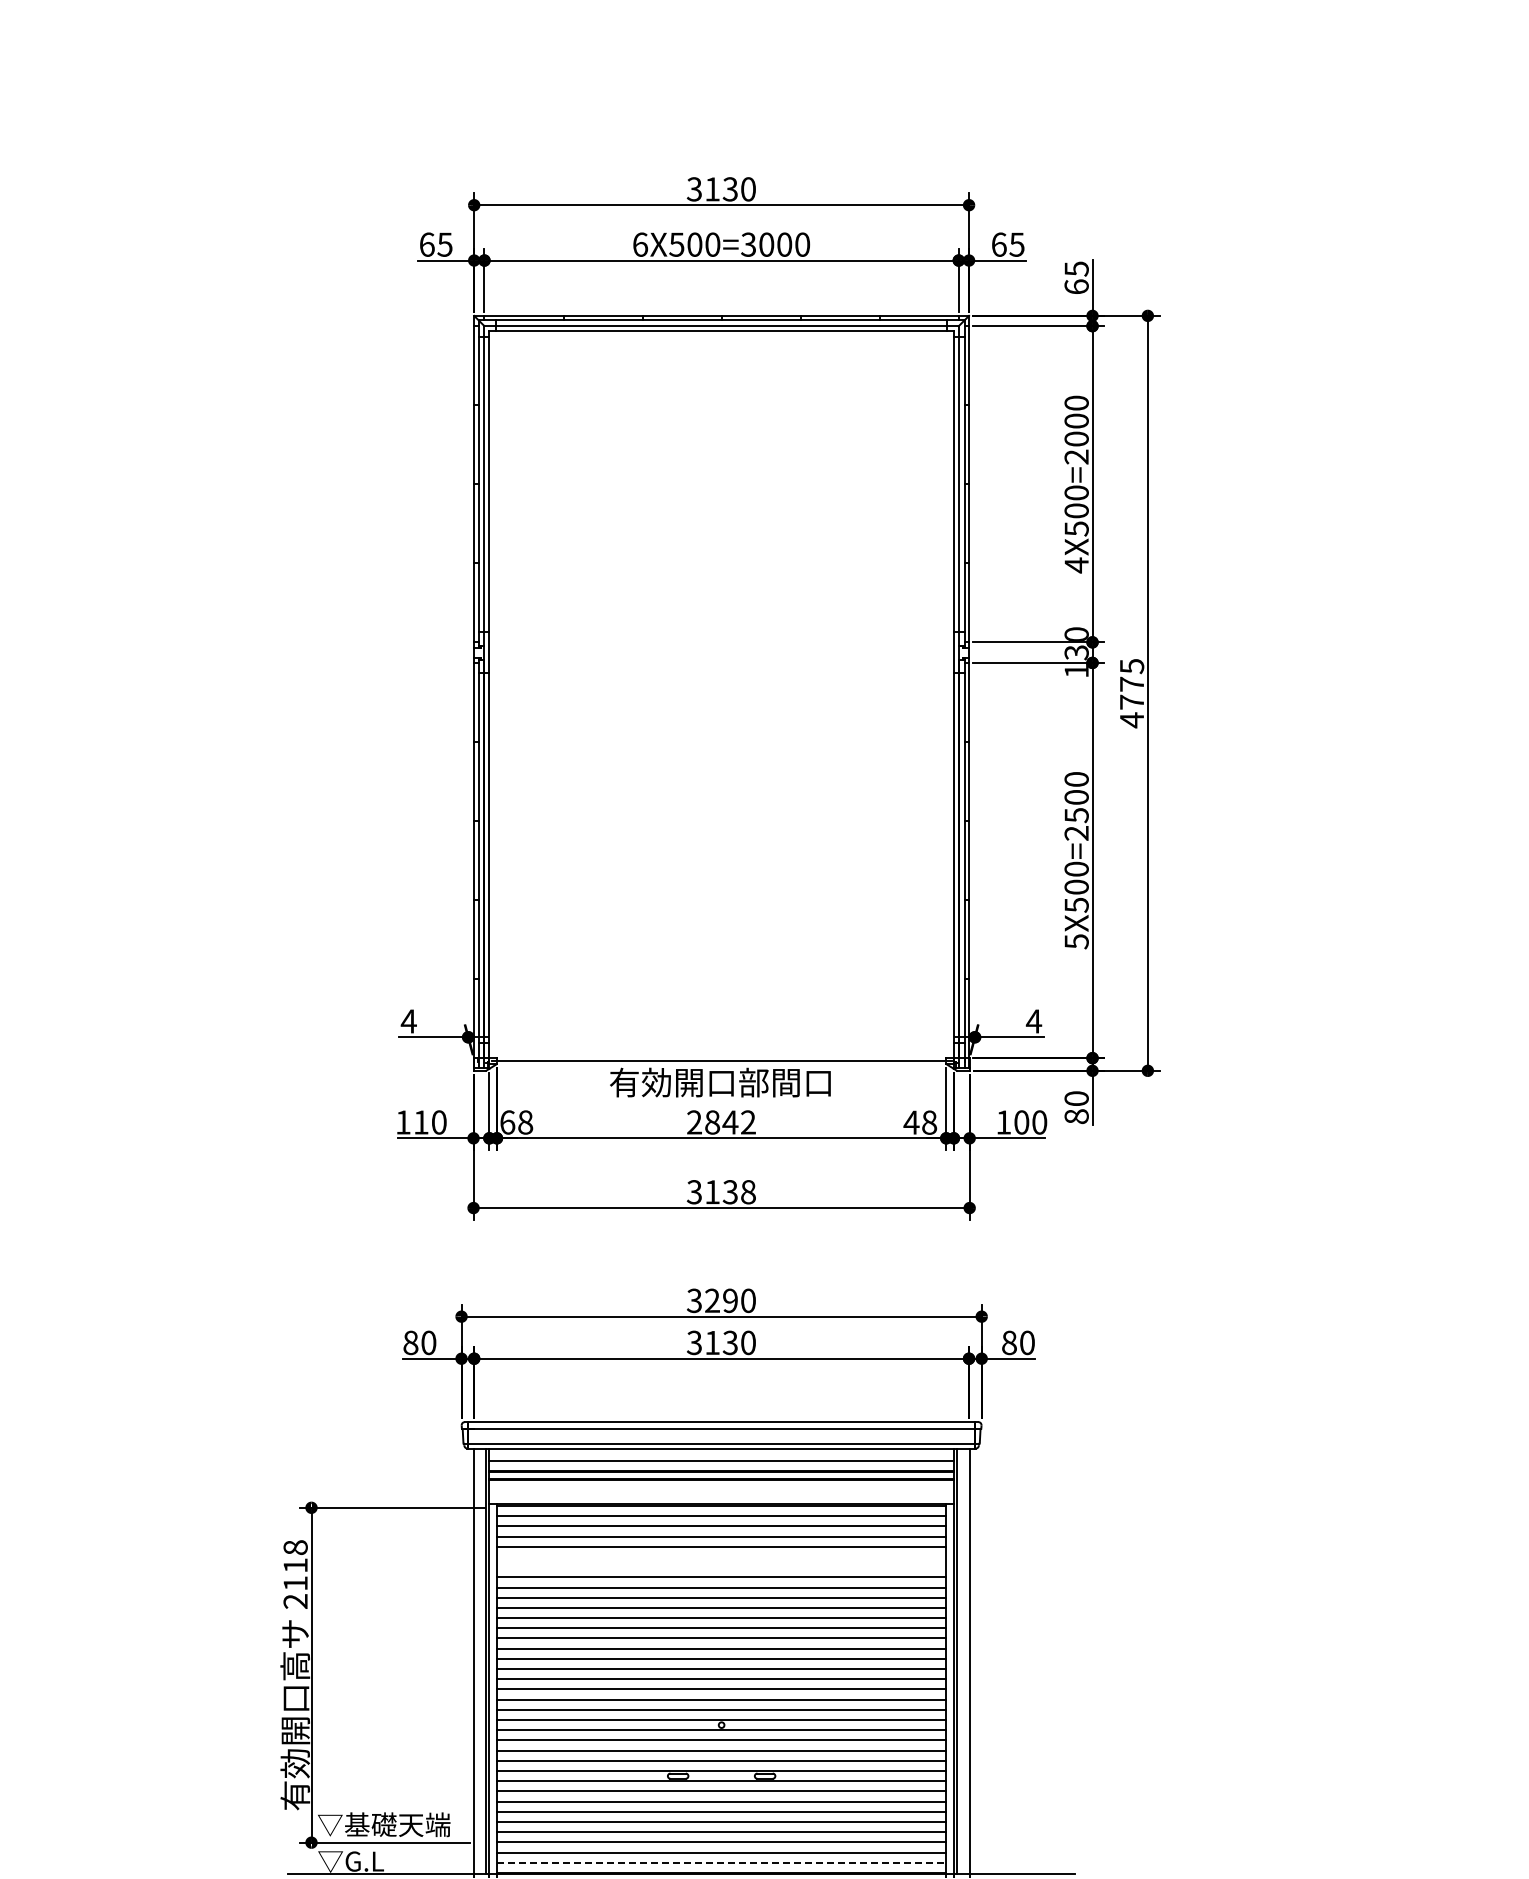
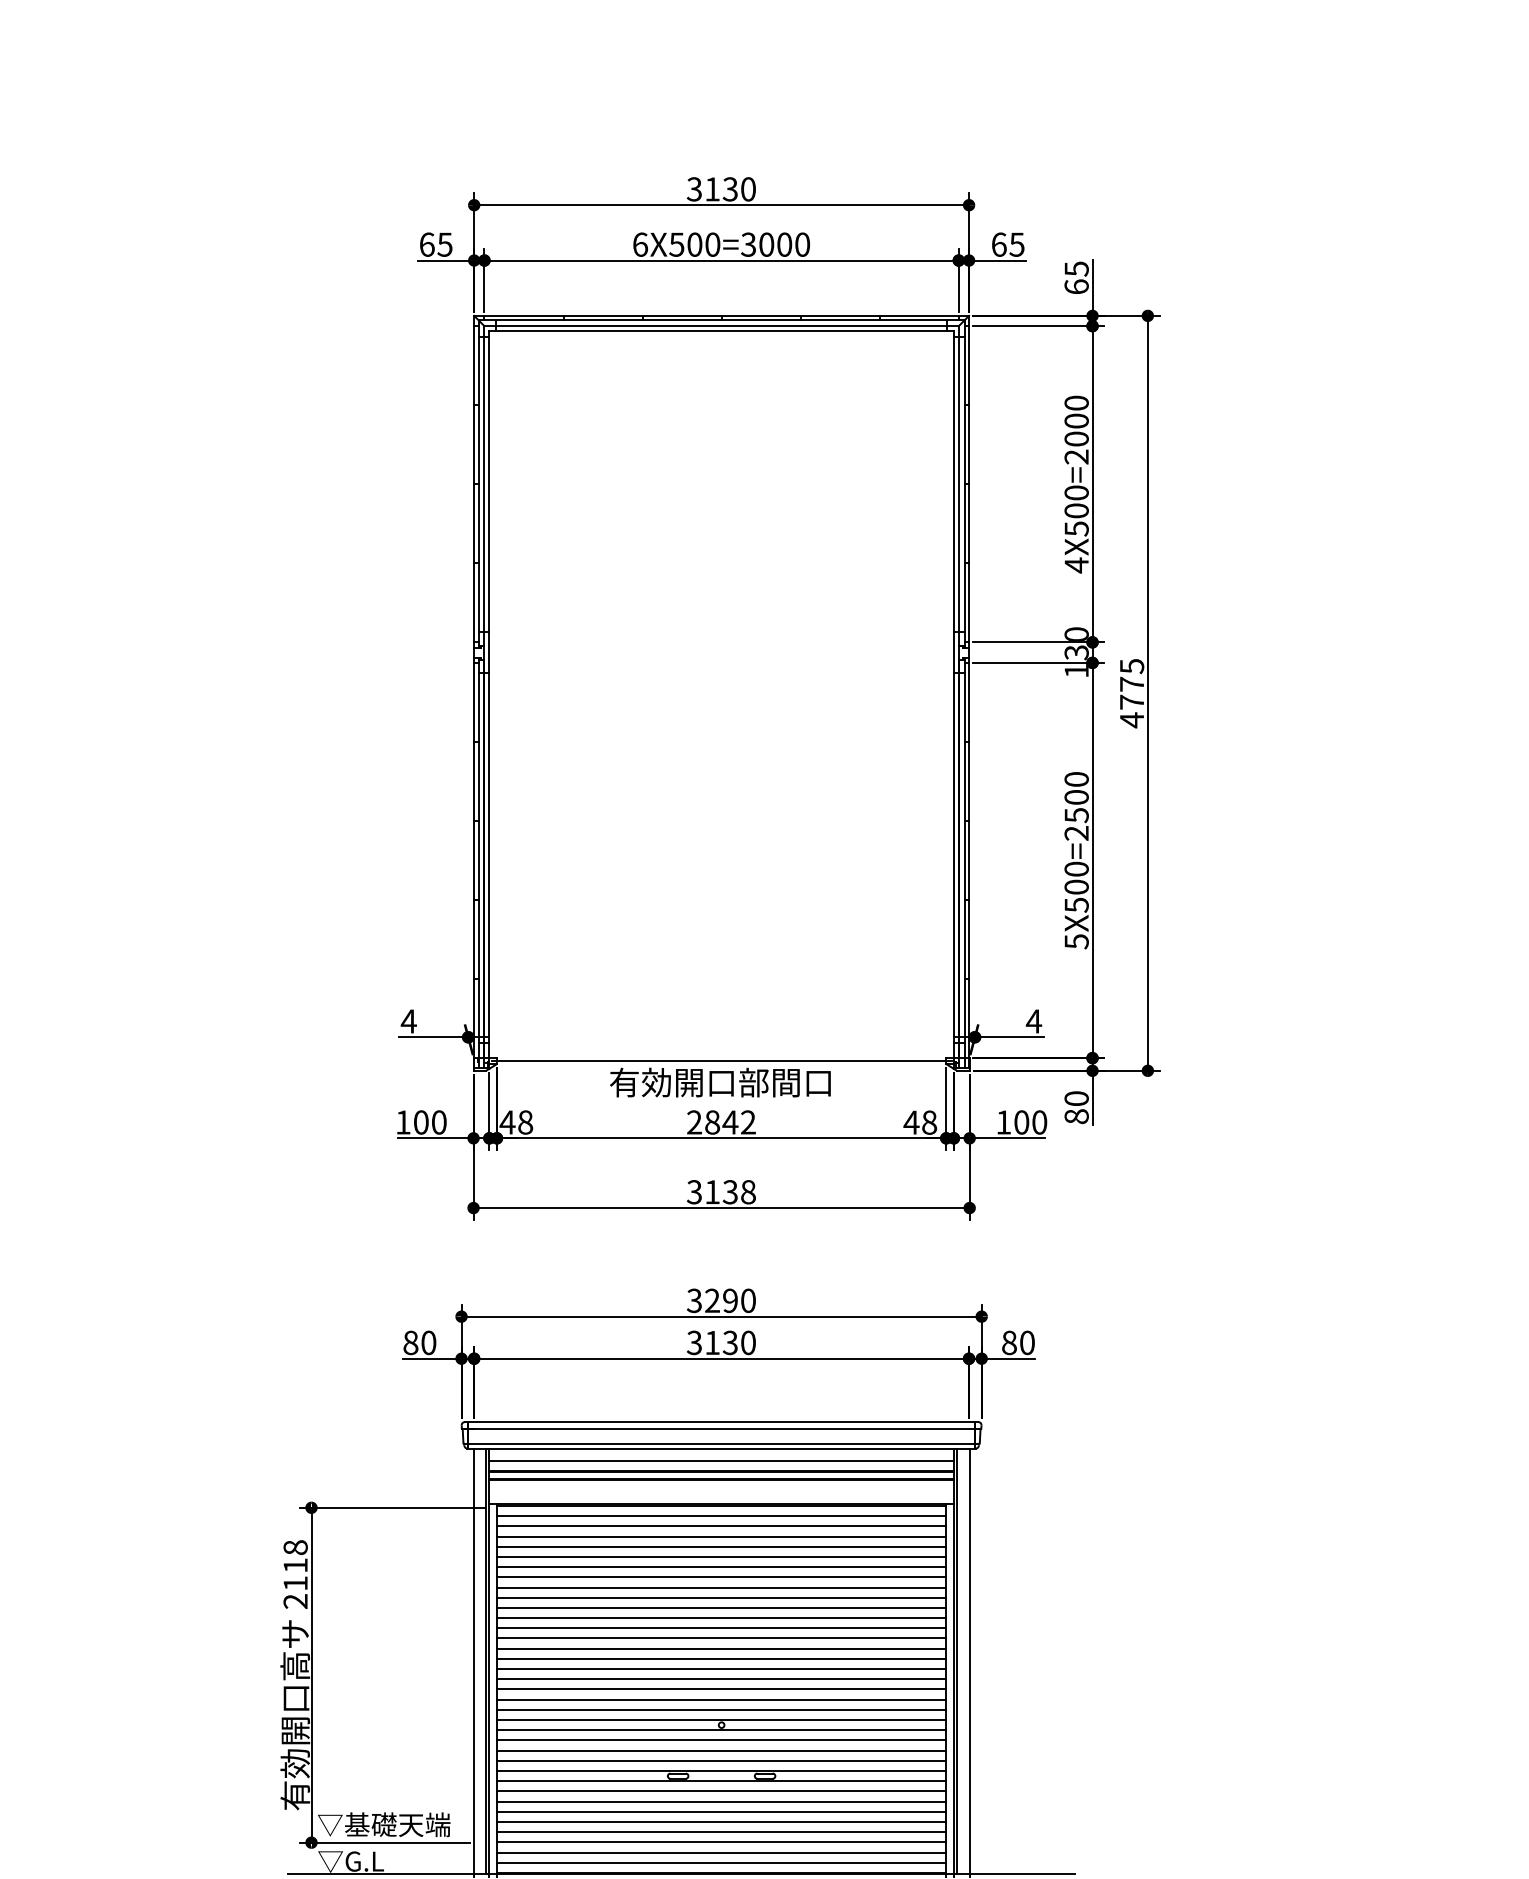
text: 110 -> 100 (421, 1122)
text: 68 -> 48 (507, 1122)
line: none -> present (721, 1556)
line: none -> present (721, 1567)
line: dashed -> solid (721, 1862)
